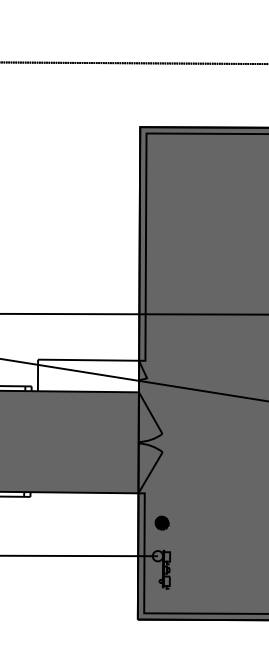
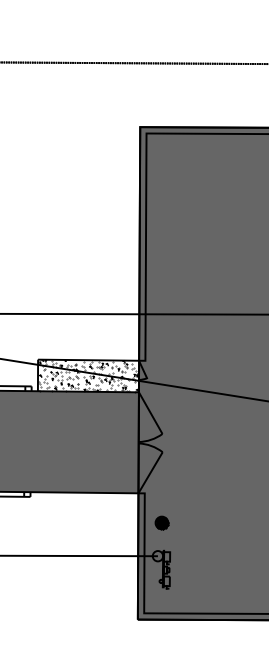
hatch: none -> present (88, 375)
